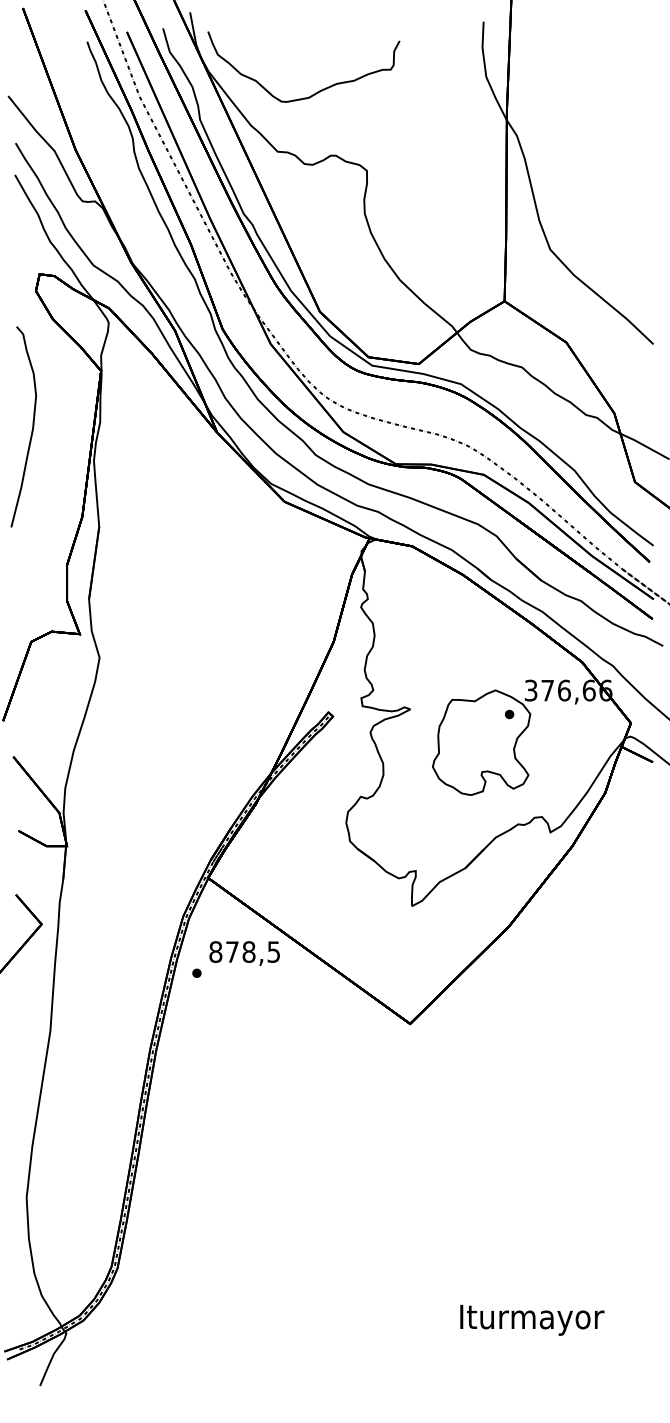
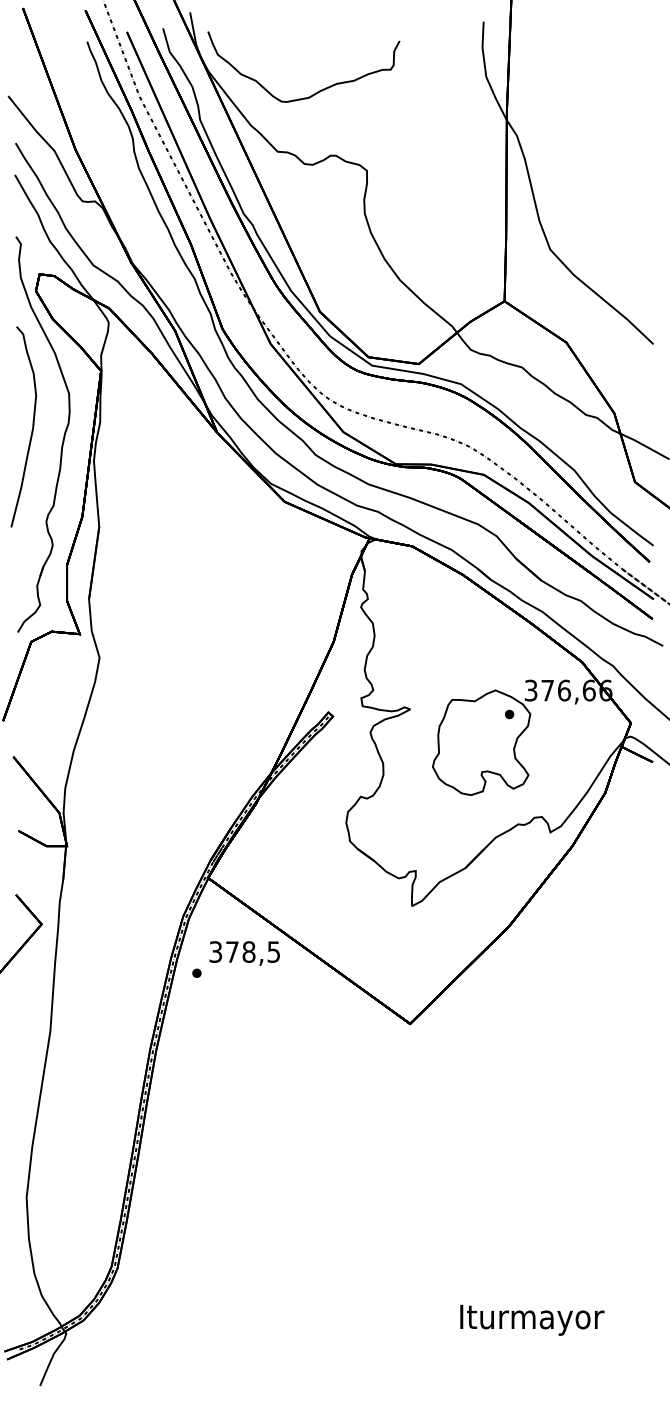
part: none -> present (62, 439)
text: 878,5 -> 378,5 (215, 951)
